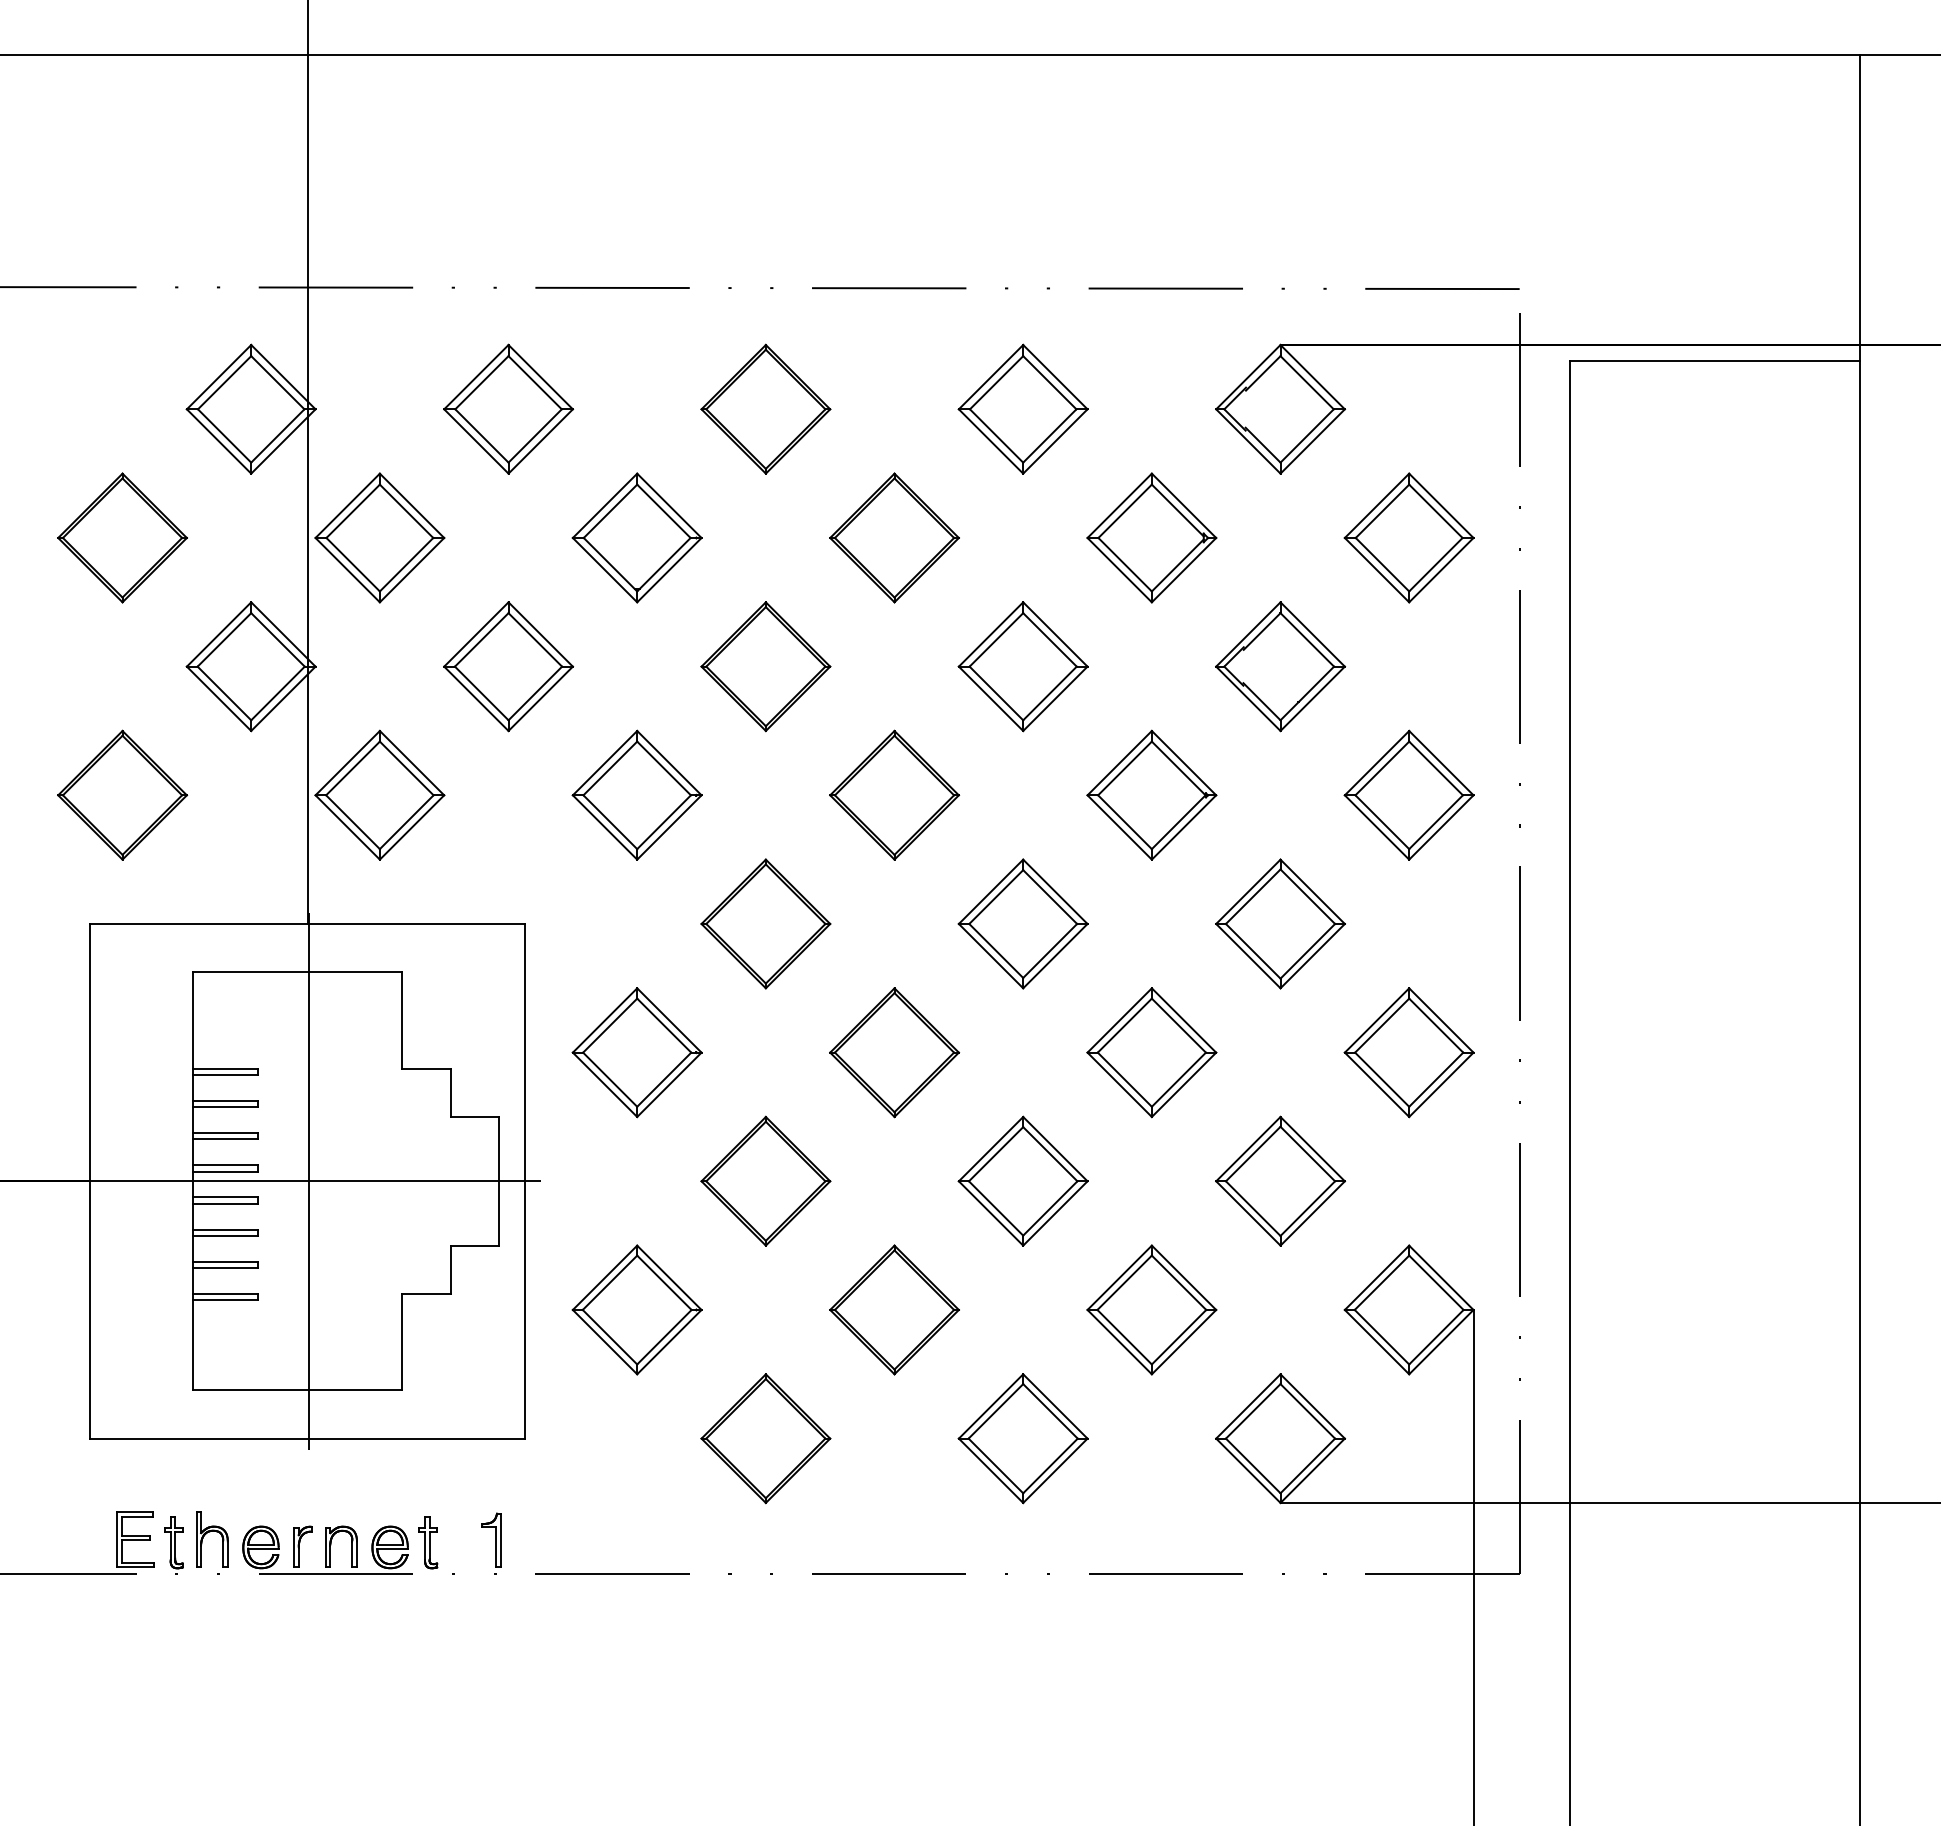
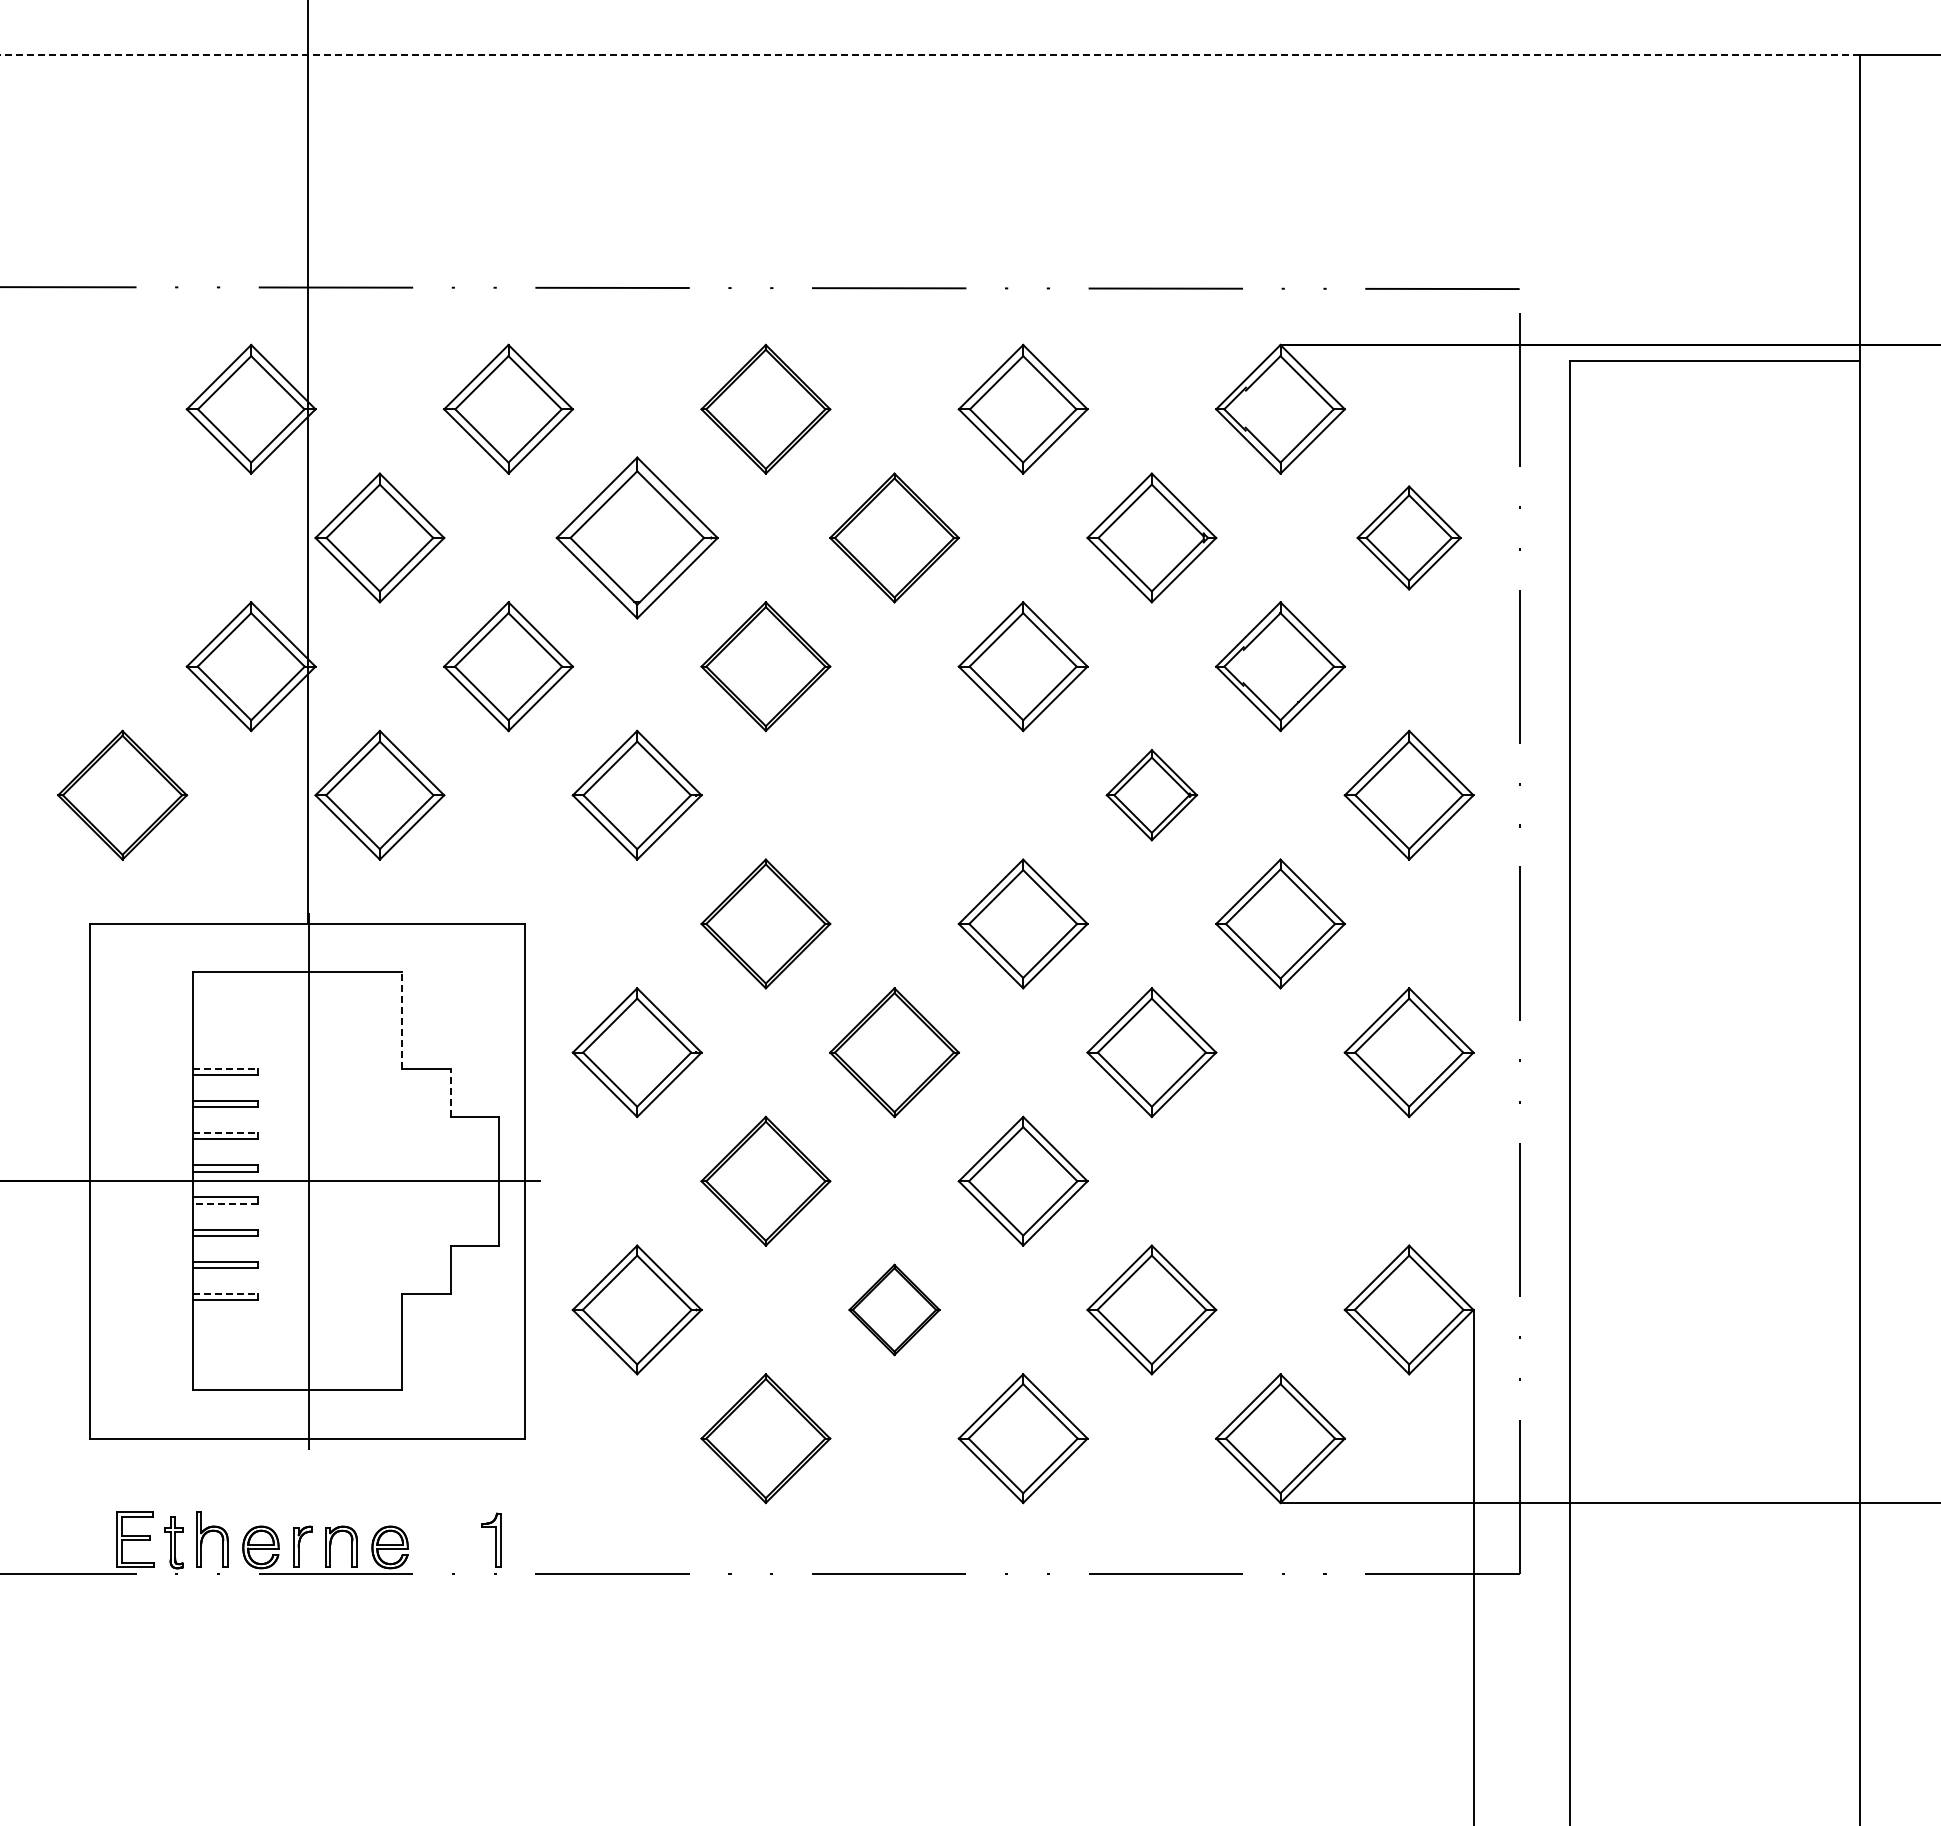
line: solid -> dashed (929, 55)
part: present -> none (122, 537)
part size: 132x132 px -> 164x164 px (636, 537)
part size: 132x132 px -> 106x106 px (1408, 537)
part: present -> none (894, 794)
part size: 132x132 px -> 94x93 px (1151, 795)
line: solid -> dashed (402, 1019)
line: solid -> dashed (225, 1068)
line: solid -> dashed (450, 1092)
line: solid -> dashed (225, 1133)
part: present -> none (1280, 1180)
line: solid -> dashed (225, 1203)
line: solid -> dashed (225, 1293)
part size: 131x132 px -> 93x94 px (894, 1309)
part: present -> none (428, 1542)
